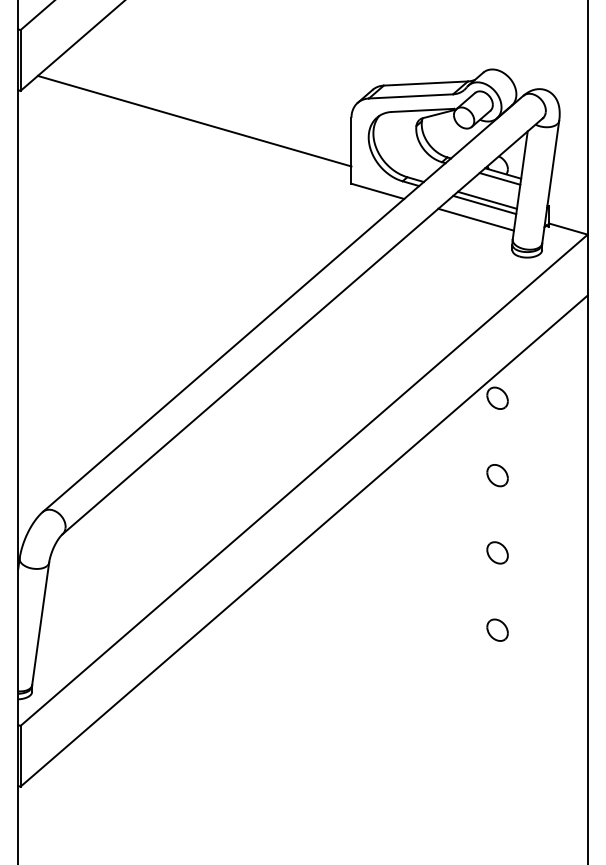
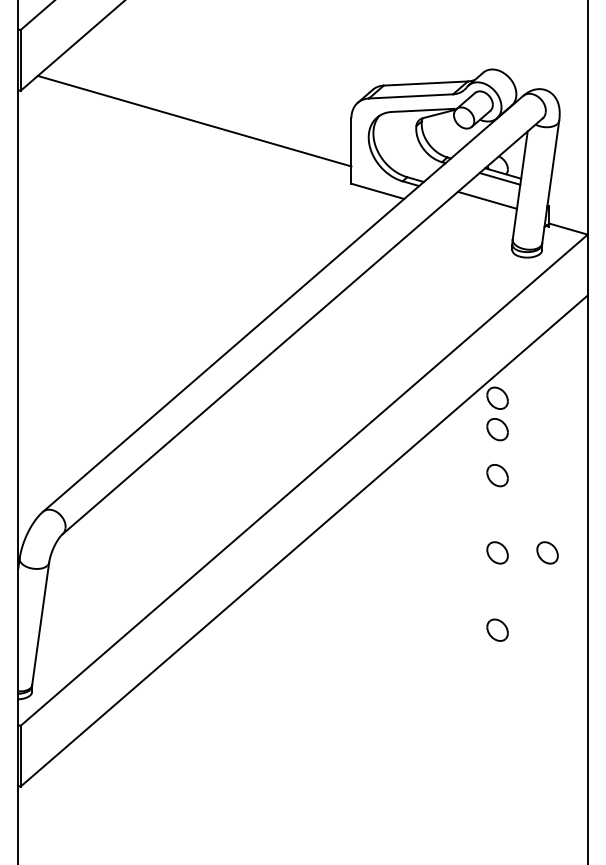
line: present -> none (484, 204)
line: present -> none (475, 219)
part: none -> present (497, 429)
part: none -> present (547, 552)
